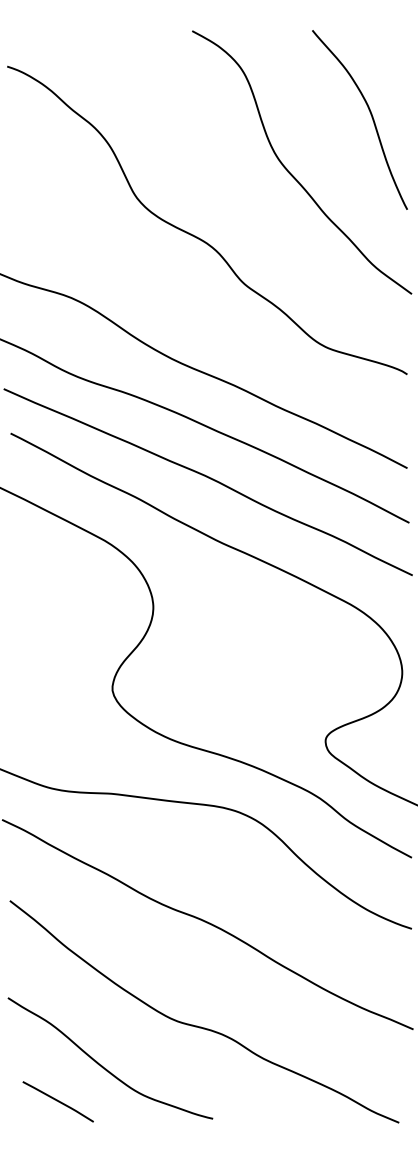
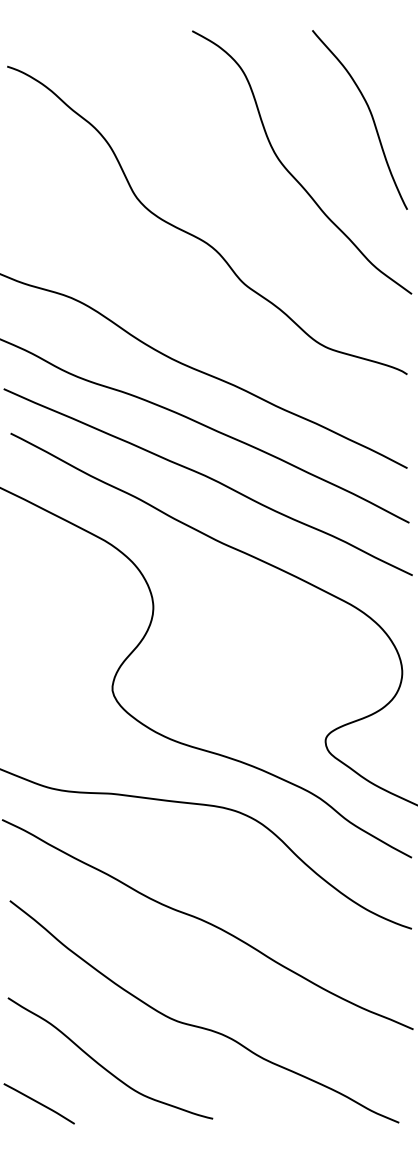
line position: (57, 1101) -> (38, 1103) (38, 1103)
